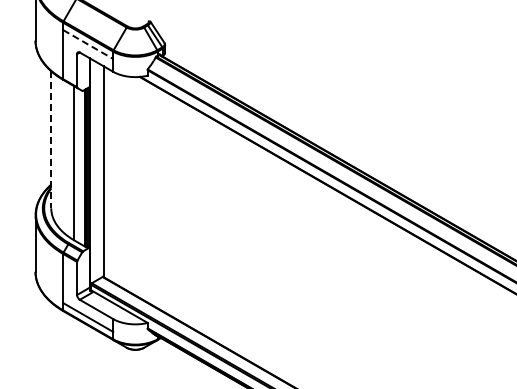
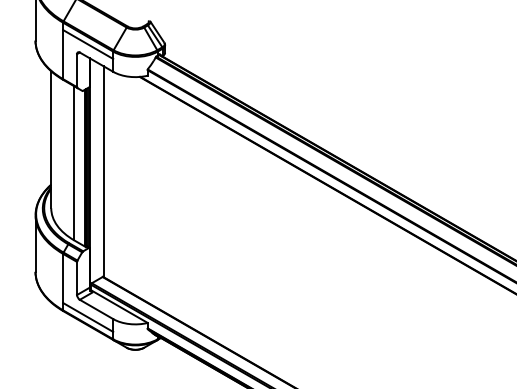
line: dashed -> solid (88, 44)
line: dashed -> solid (51, 140)
